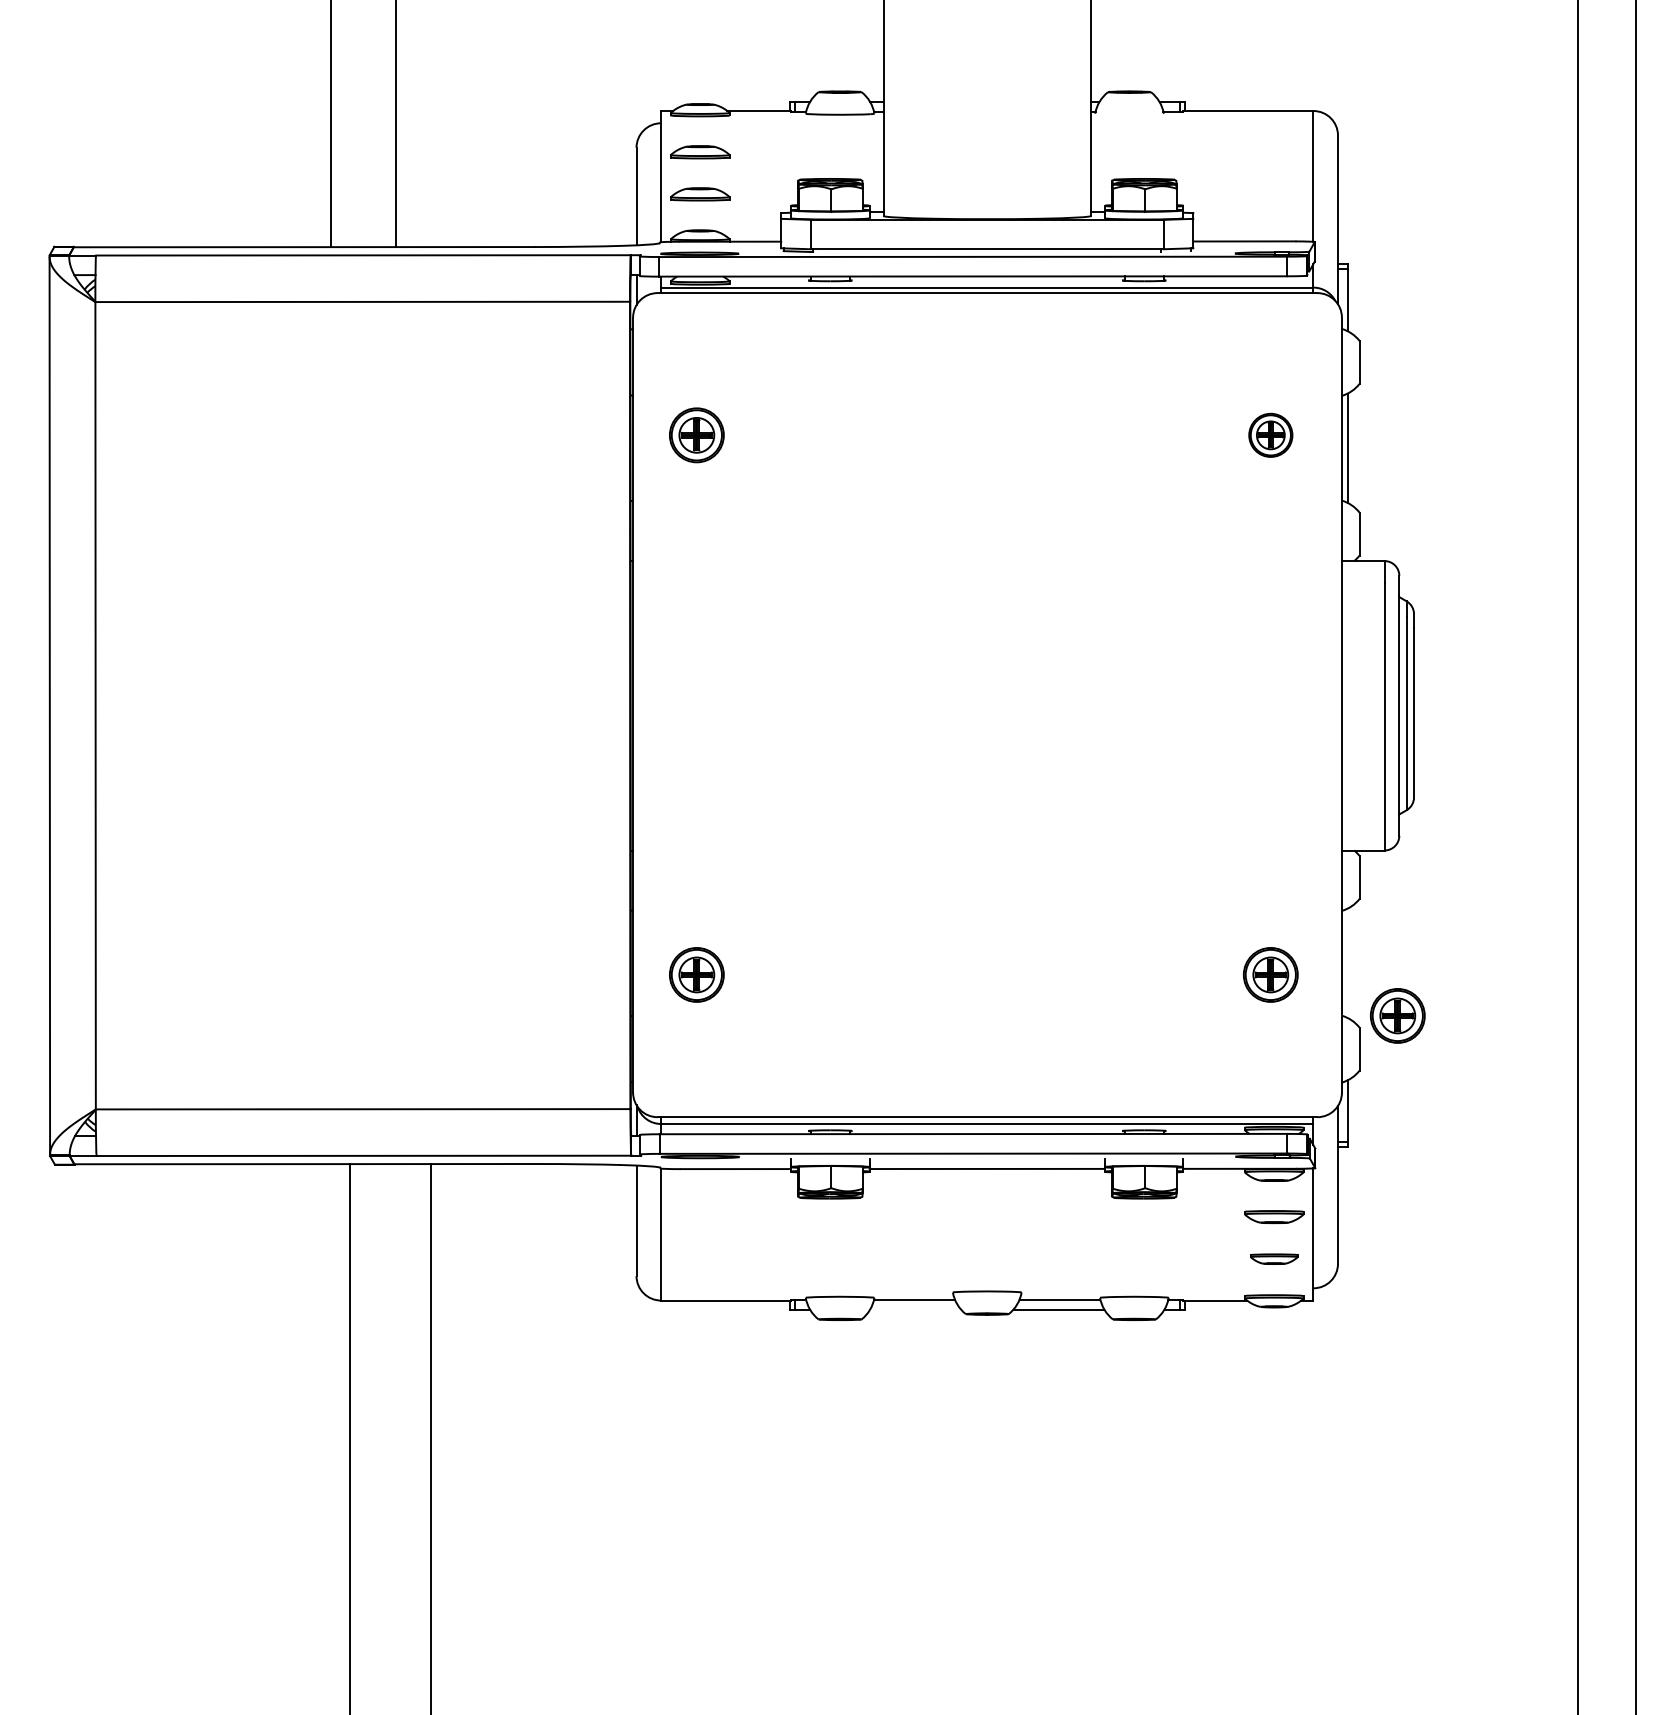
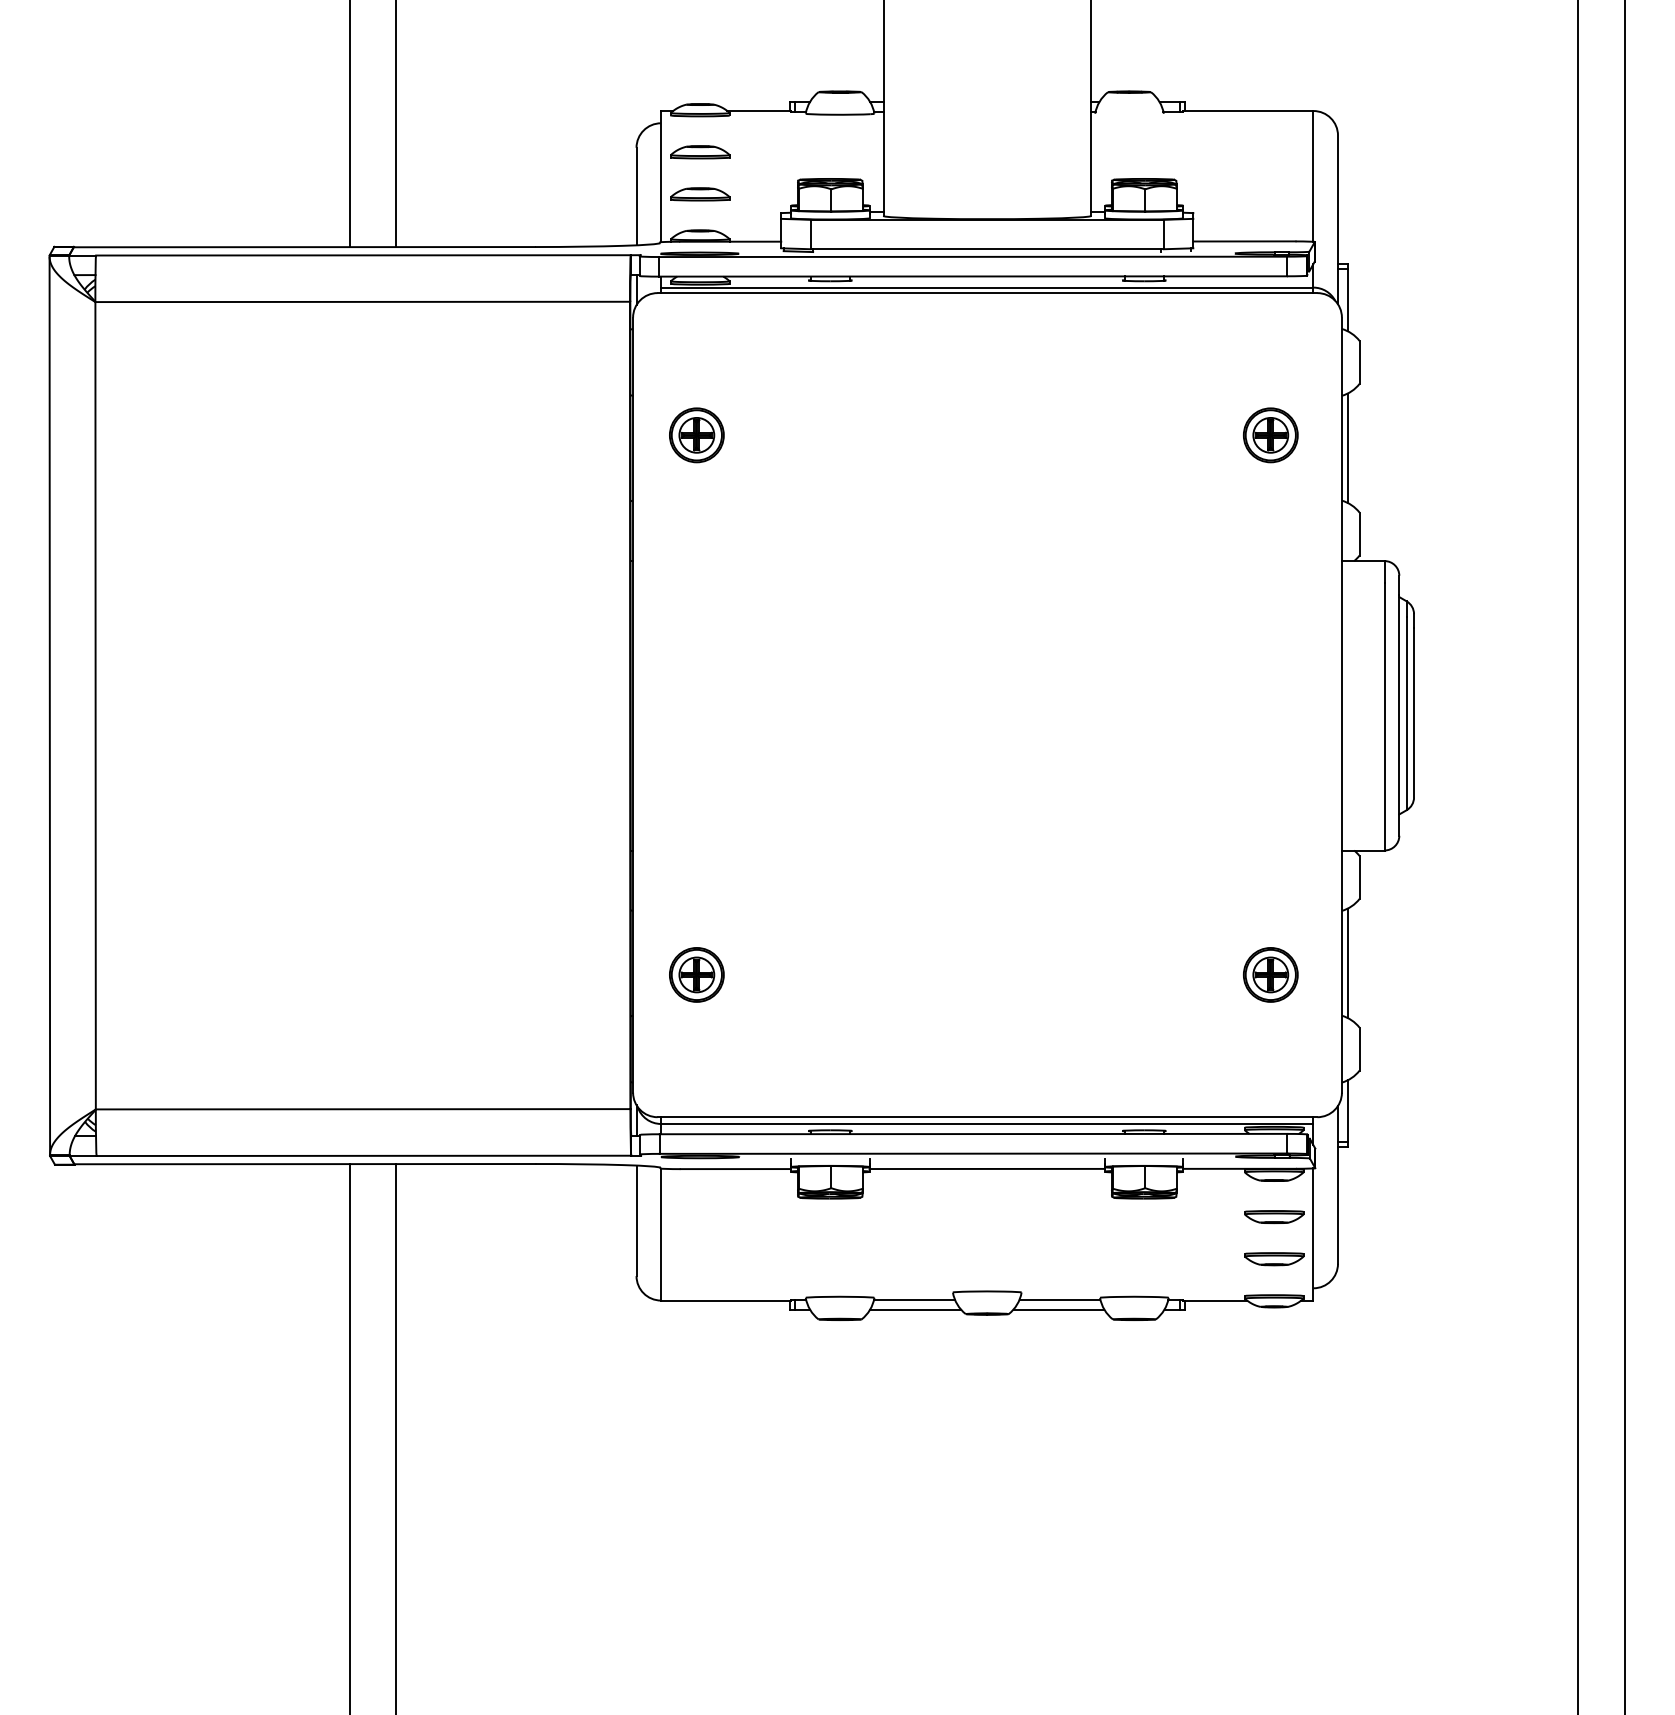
line position: (330, 124) -> (349, 124) (349, 124)
part size: 46x46 px -> 56x57 px (1270, 435)
line position: (1635, 856) -> (1624, 856) (1624, 856)
line: none -> present (1347, 963)
part: present -> none (1397, 1015)
part size: 49x12 px -> 61x15 px (1274, 1259)
line: none -> present (915, 1309)
line position: (431, 1437) -> (396, 1437) (396, 1437)
